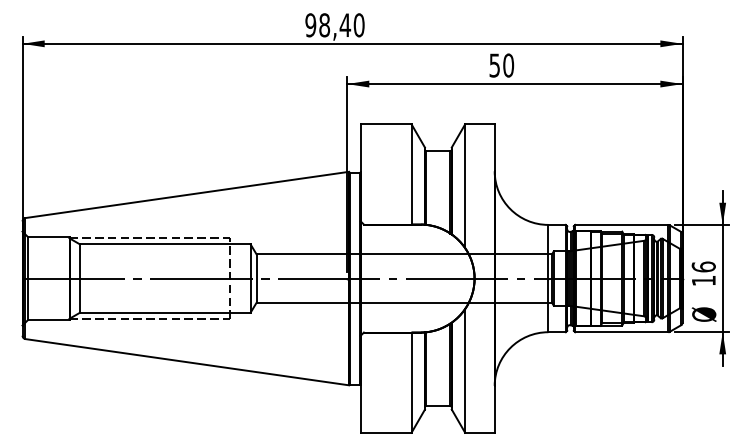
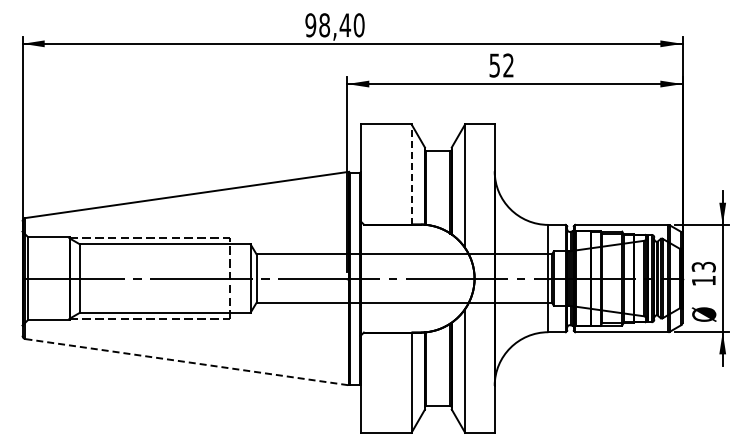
text: 50 -> 52 (508, 65)
line: solid -> dashed (411, 173)
text: 16 -> 13 (703, 266)
line: solid -> dashed (187, 362)
